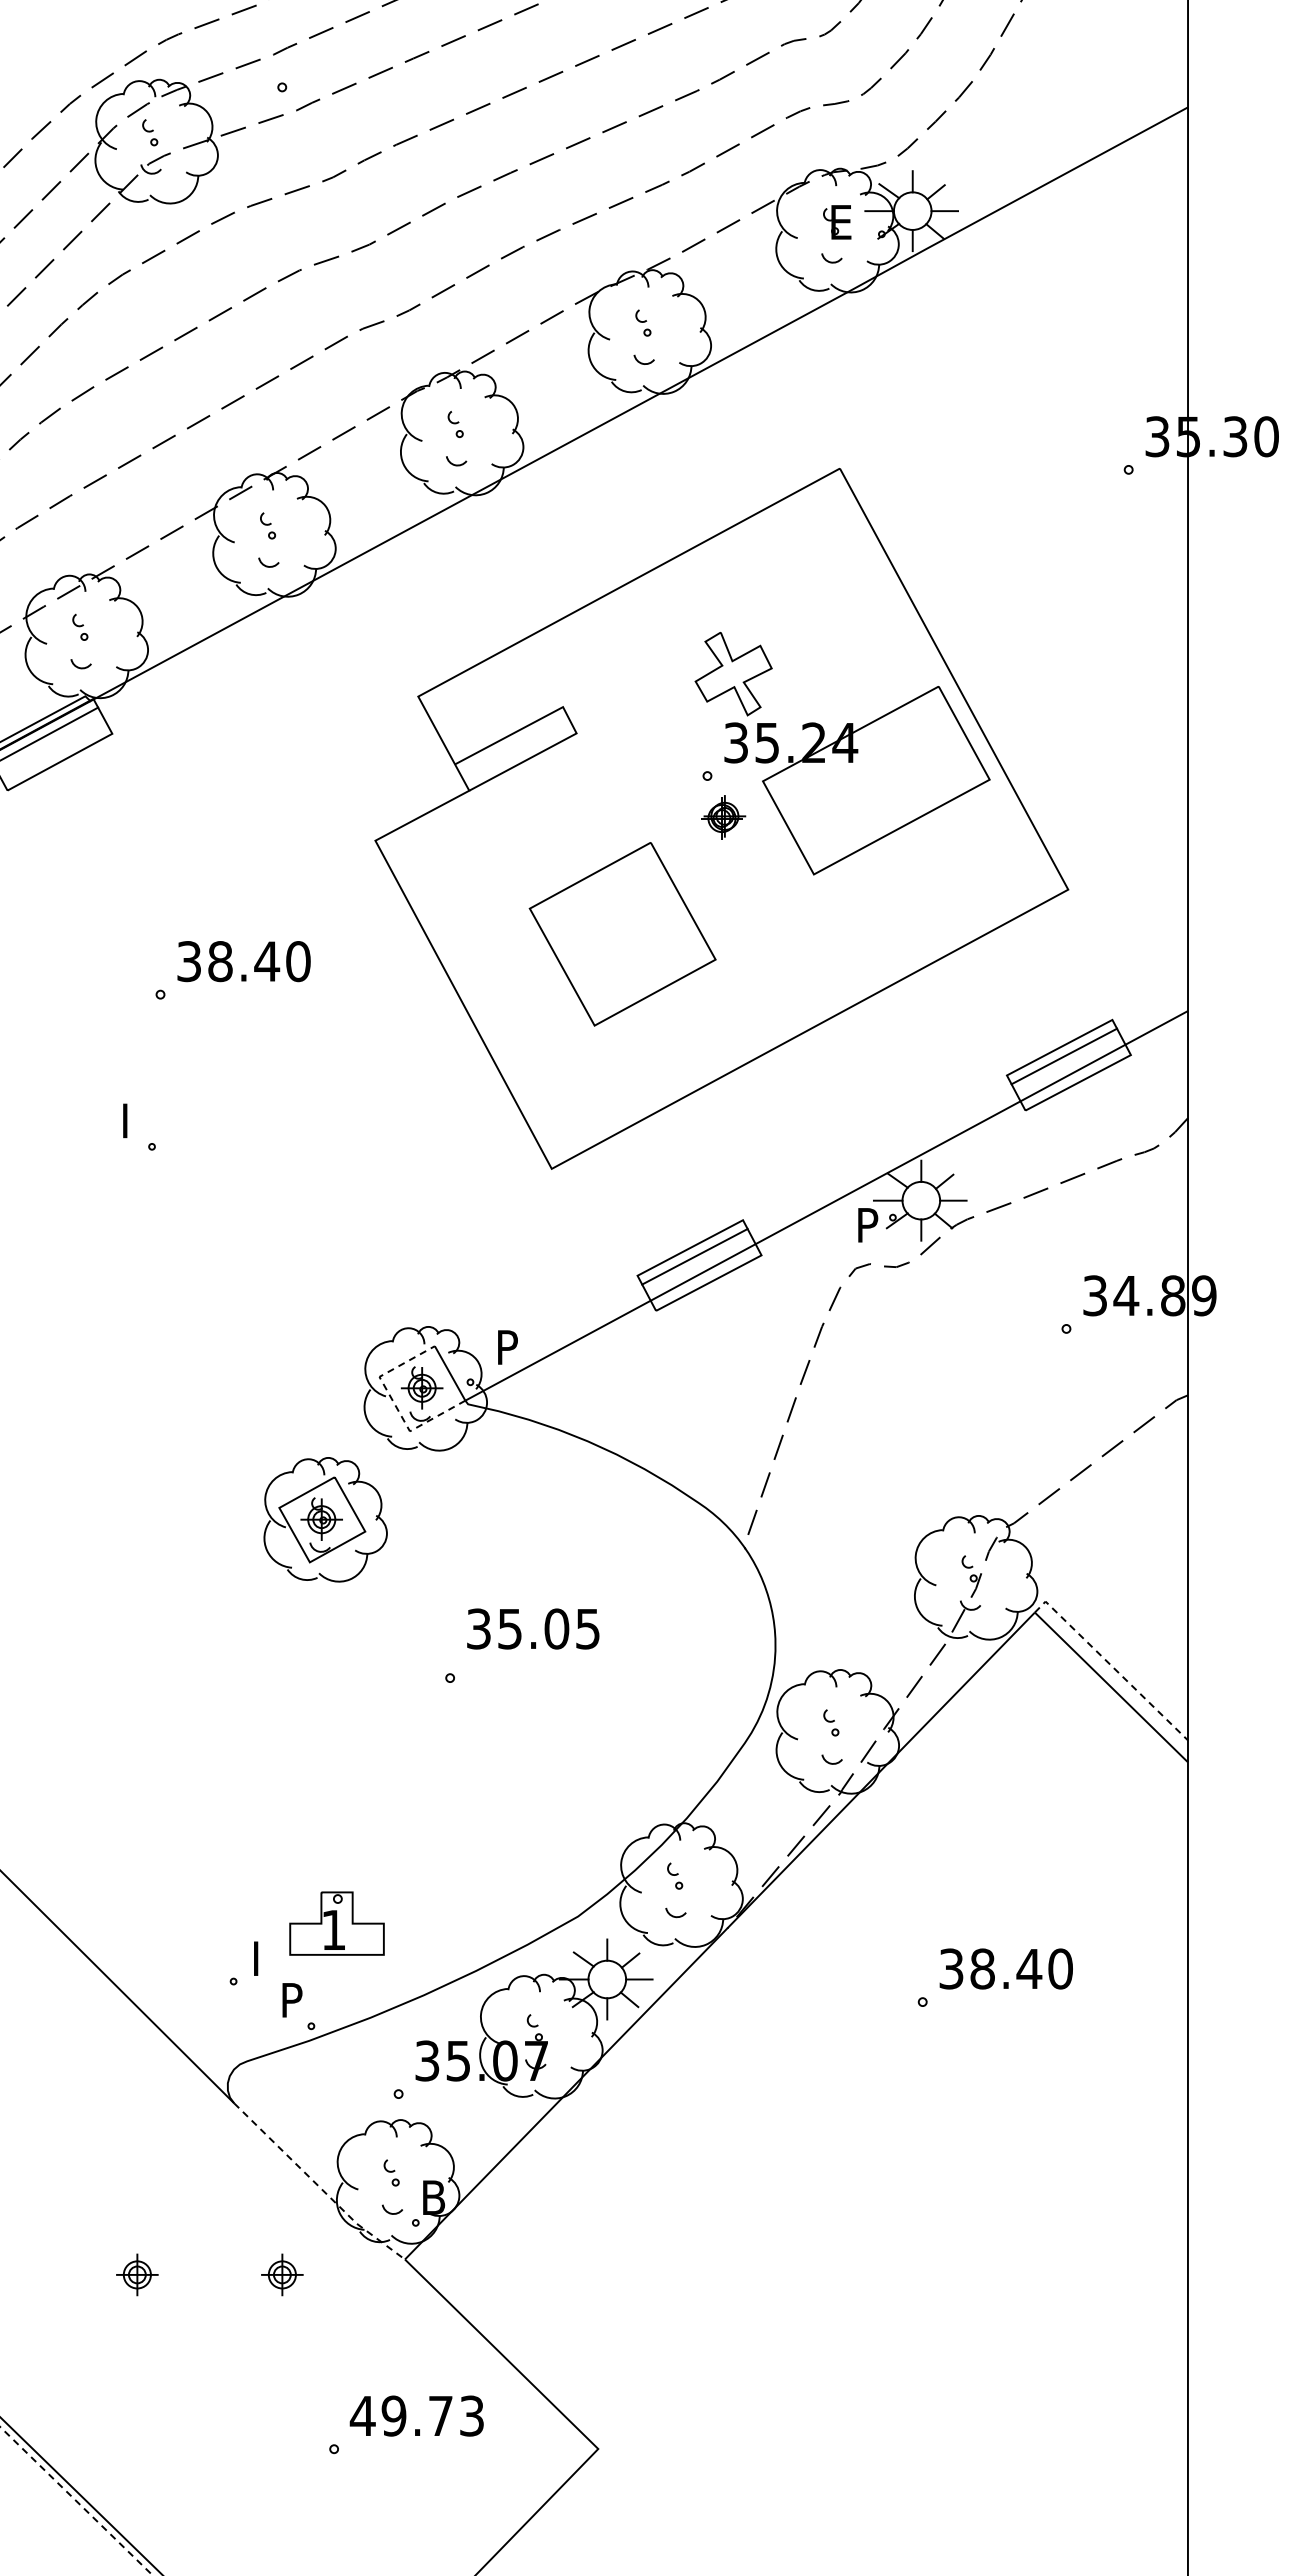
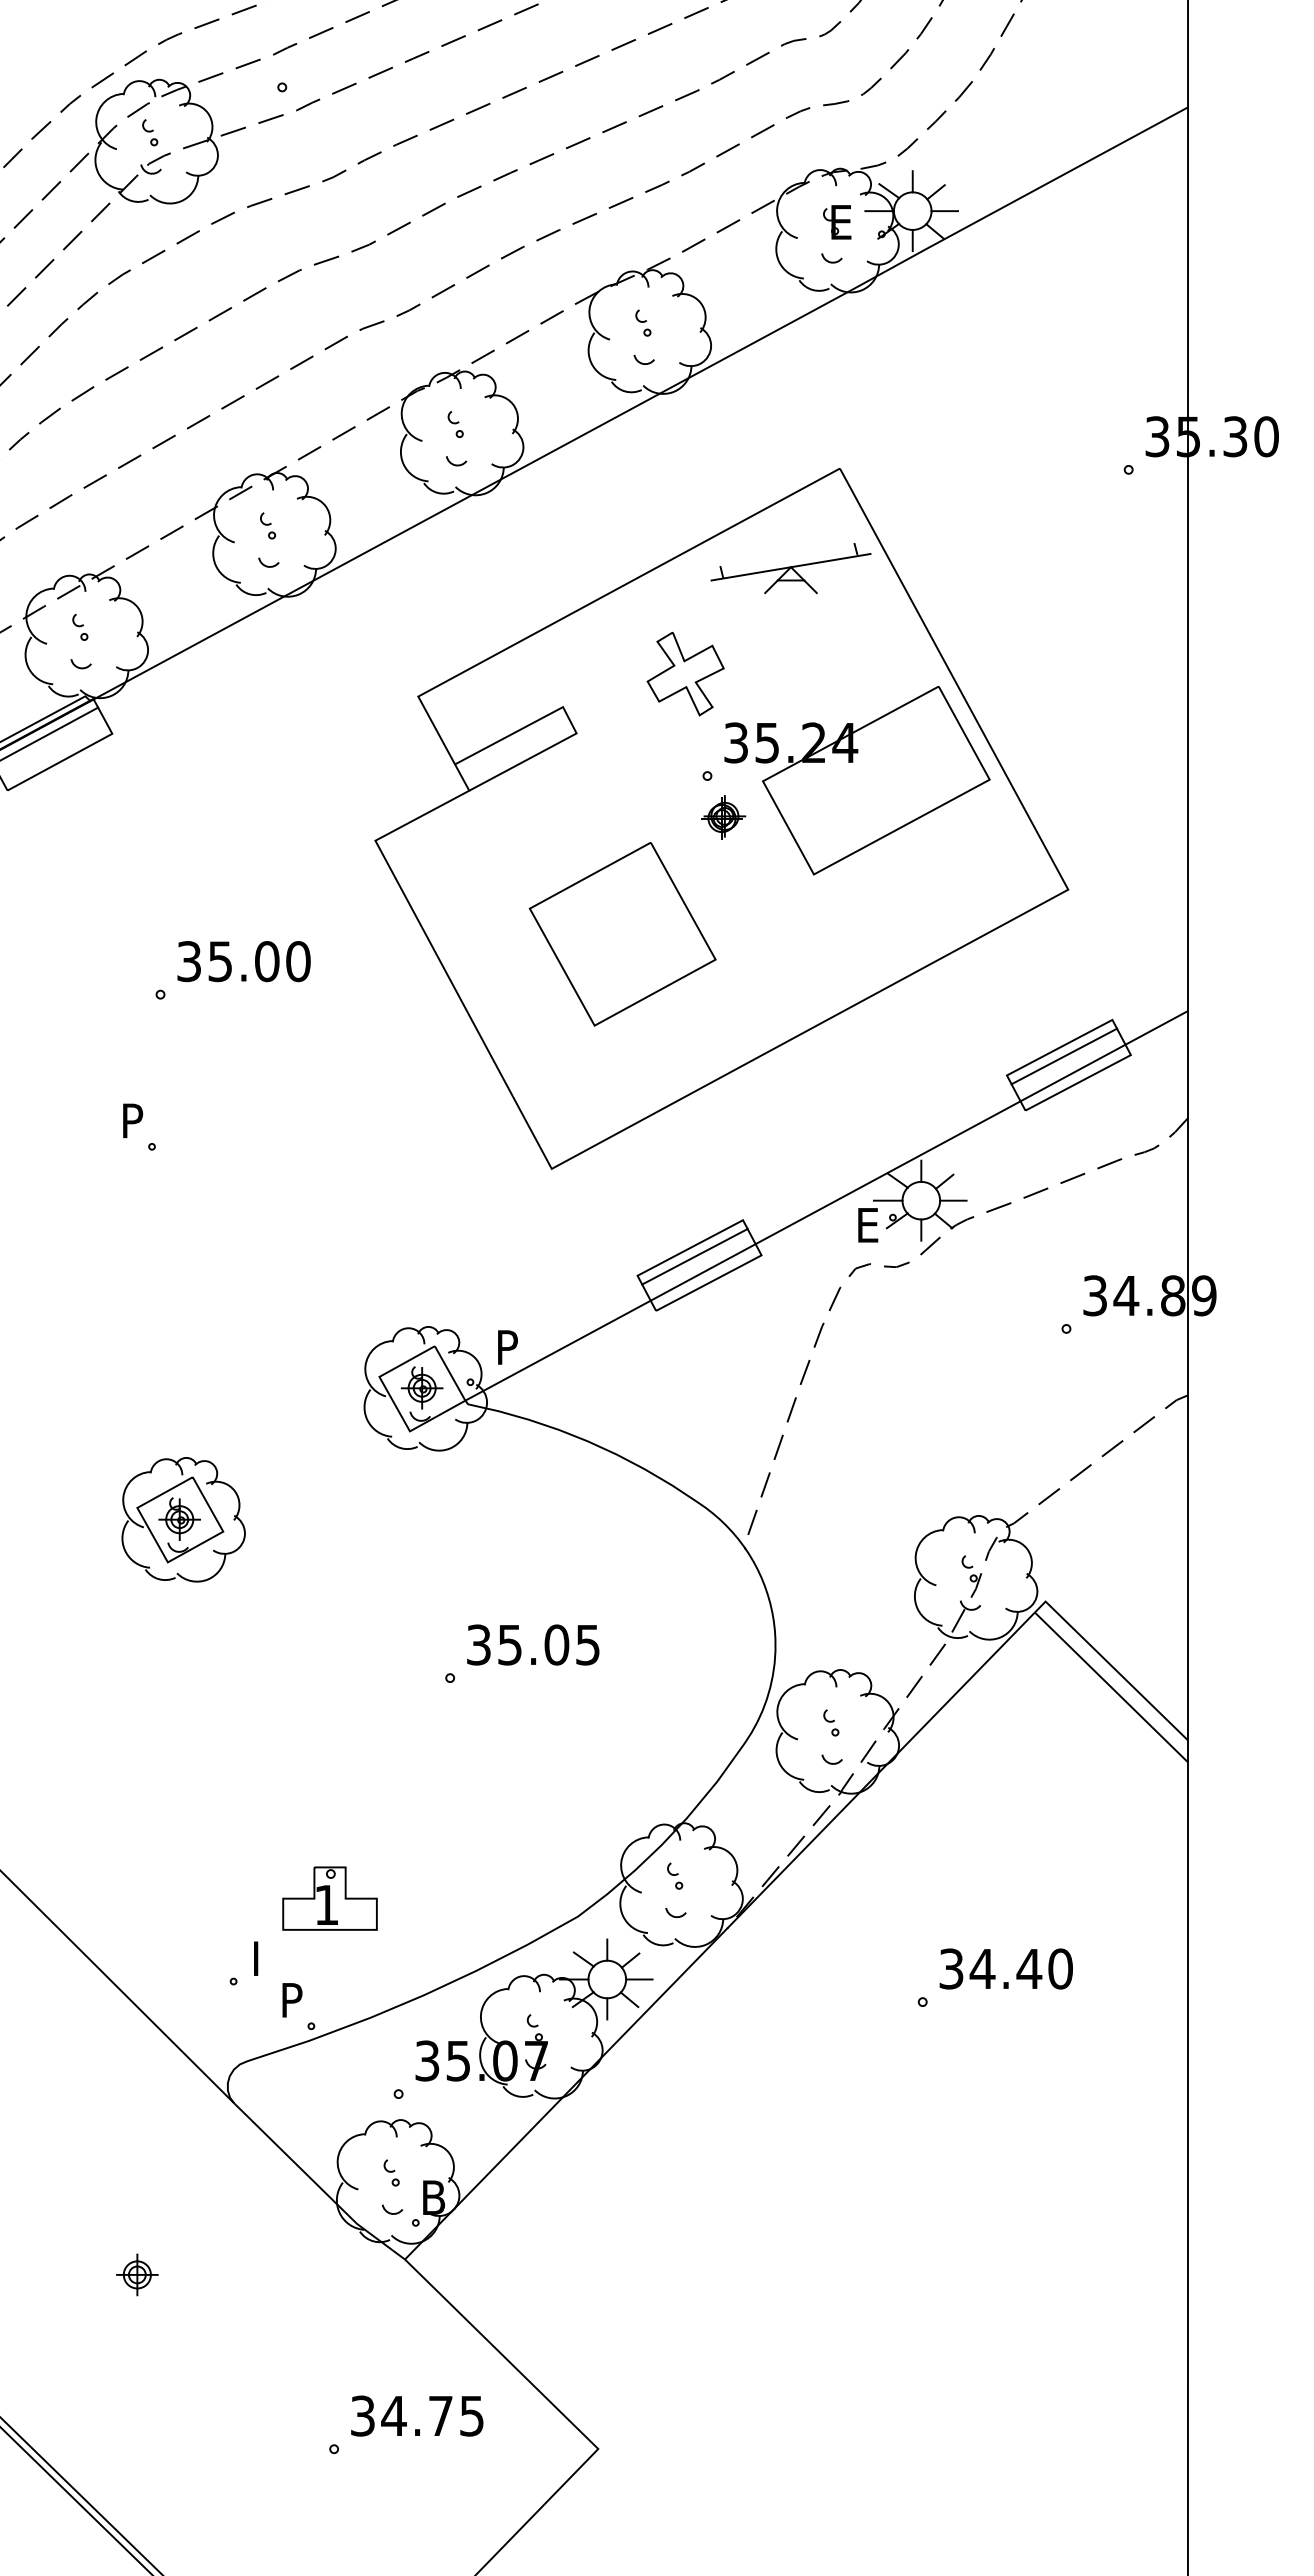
part: none -> present (790, 568)
part position: (733, 674) -> (685, 674) (685, 674)
text: 38.40 -> 35.00 (244, 961)
text: I -> P (135, 1113)
text: P -> E (870, 1225)
line: dashed -> solid (394, 1403)
part position: (325, 1519) -> (183, 1519) (183, 1519)
text position: (533, 1628) -> (533, 1644) (533, 1644)
line: dashed -> solid (1110, 1665)
part position: (336, 1923) -> (329, 1898) (329, 1898)
text: 38.40 -> 34.40 (982, 1968)
line: dashed -> solid (317, 2184)
part: present -> none (282, 2274)
text: 49.73 -> 34.75 (416, 2415)
line: dashed -> solid (76, 2501)
